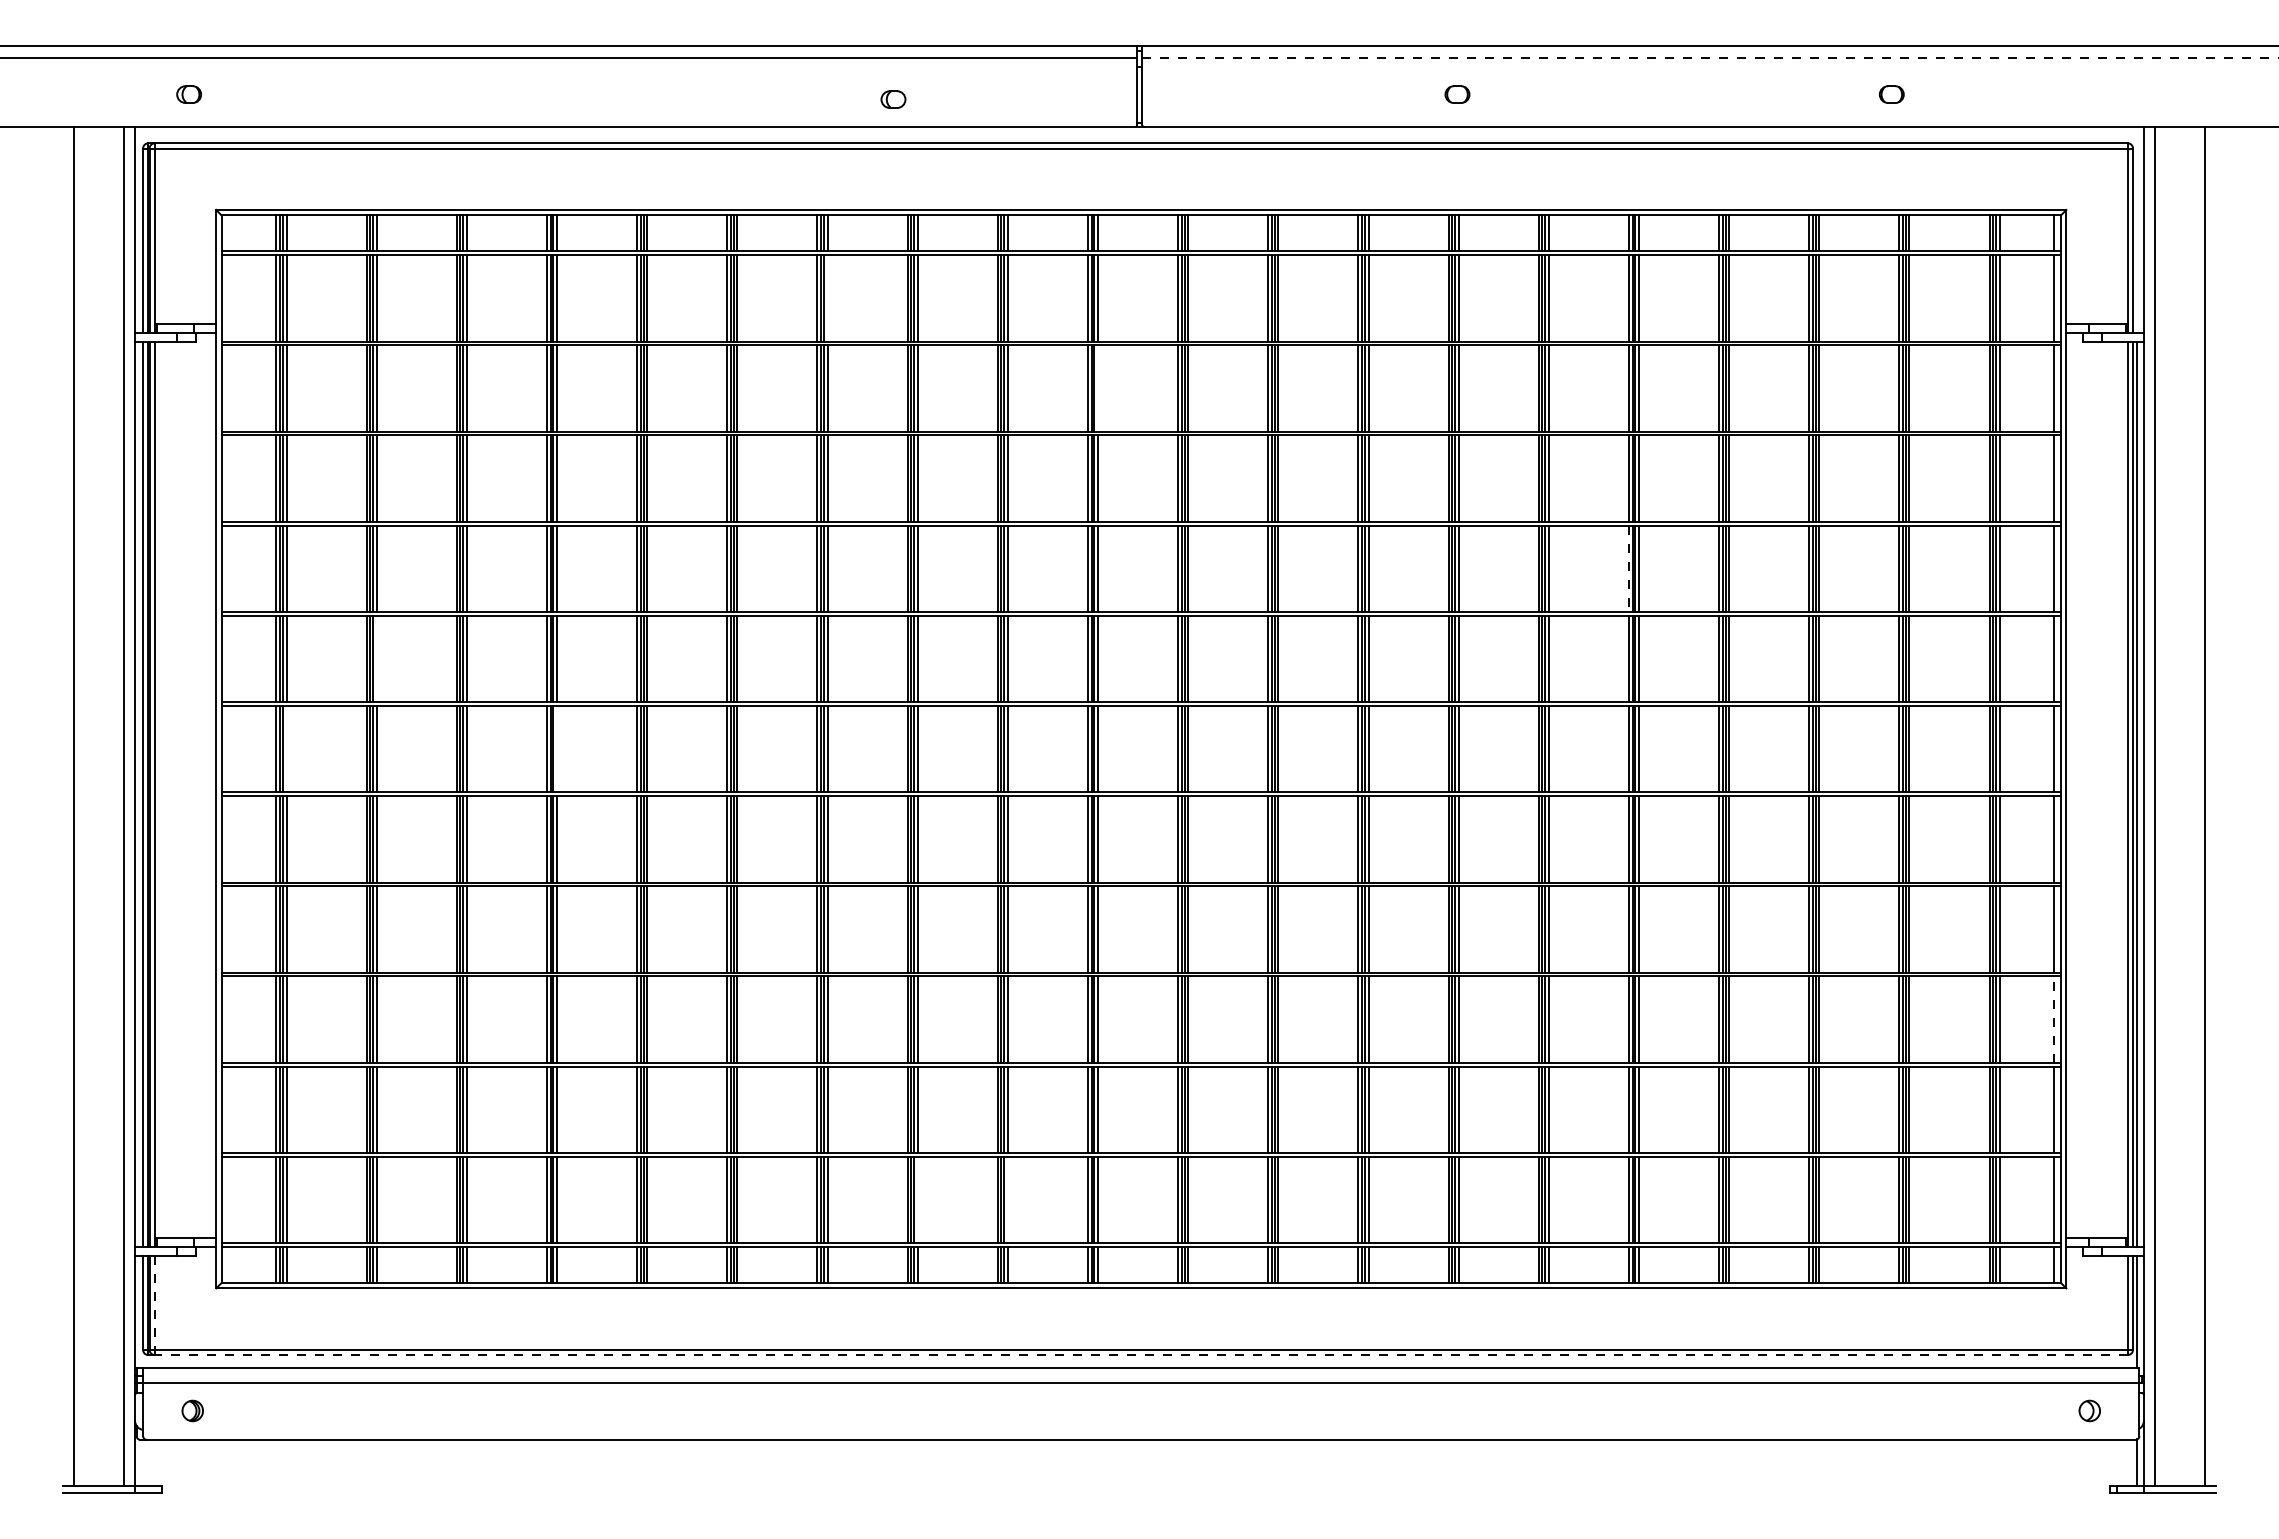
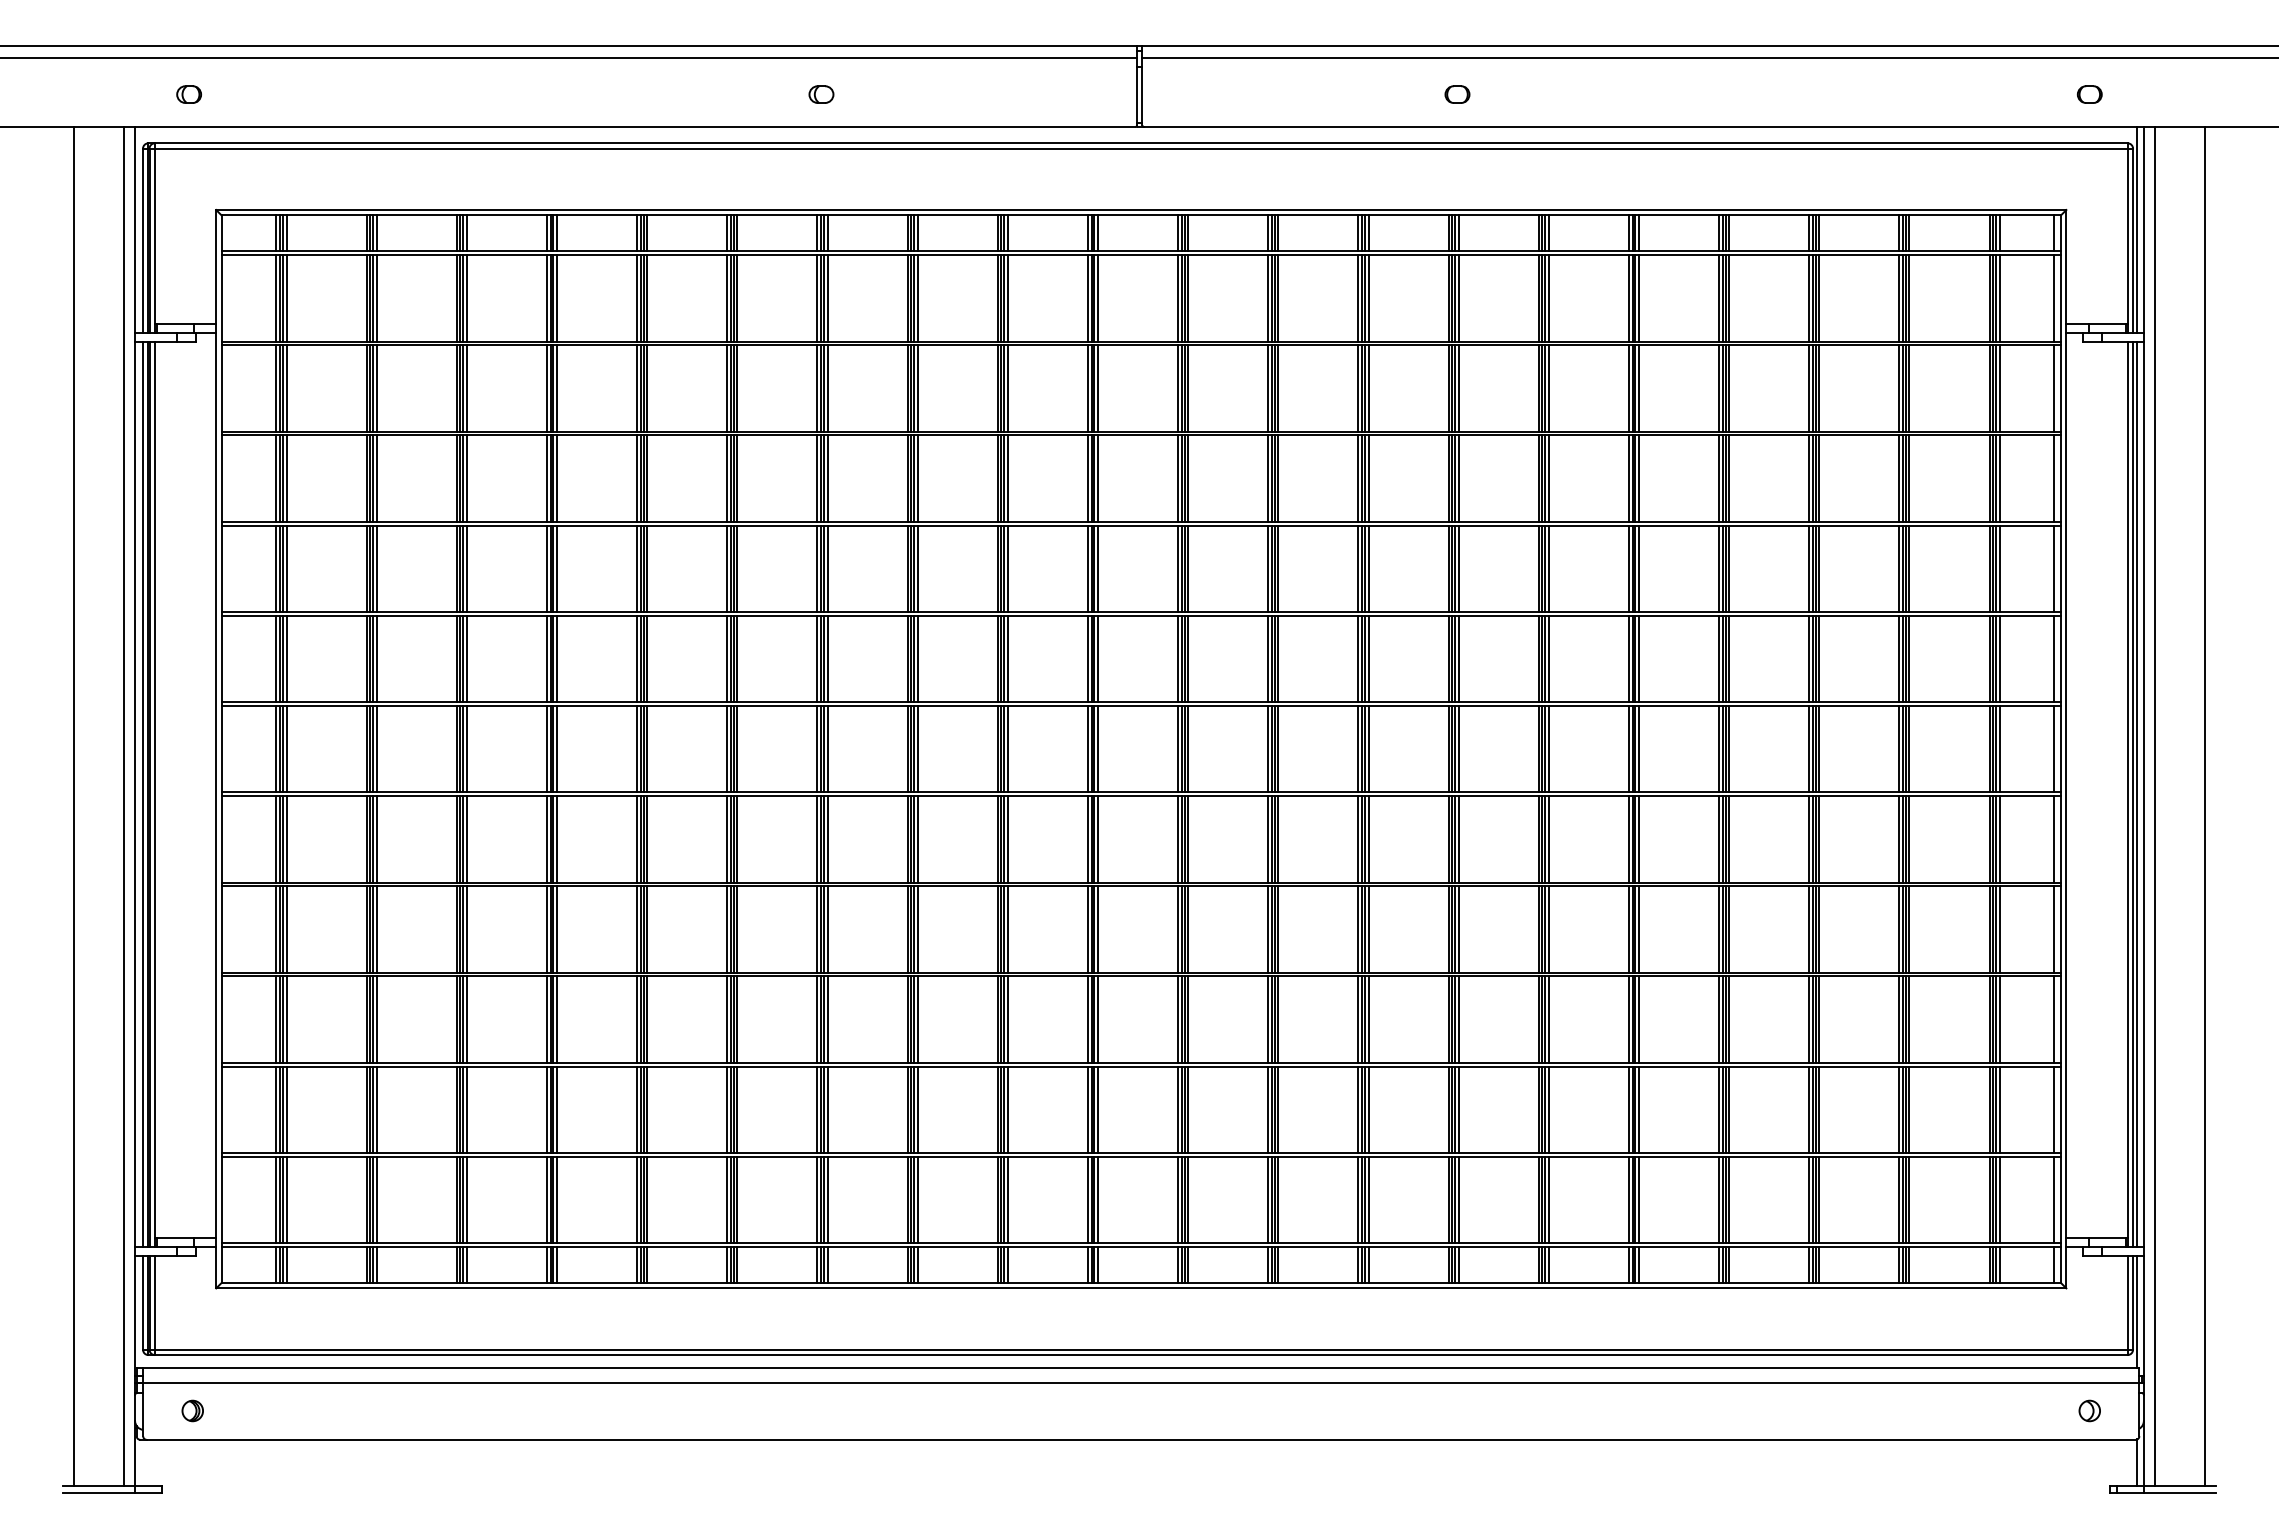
line: dashed -> solid (1711, 57)
part position: (1891, 94) -> (2089, 94) (2089, 94)
part position: (893, 99) -> (821, 94) (821, 94)
line: none -> present (2137, 229)
line: none -> present (827, 298)
line: none -> present (1098, 388)
line: dashed -> solid (1628, 569)
line: none -> present (376, 658)
line: none -> present (286, 748)
line: none -> present (557, 748)
line: dashed -> solid (2054, 1019)
line: none -> present (917, 1199)
line: none -> present (1007, 1199)
line: dashed -> solid (154, 1302)
line: dashed -> solid (1140, 1355)
